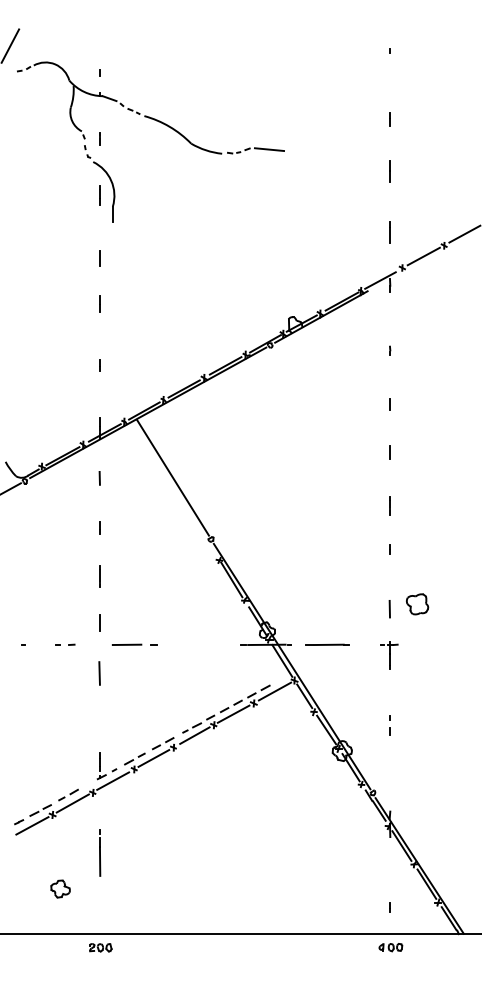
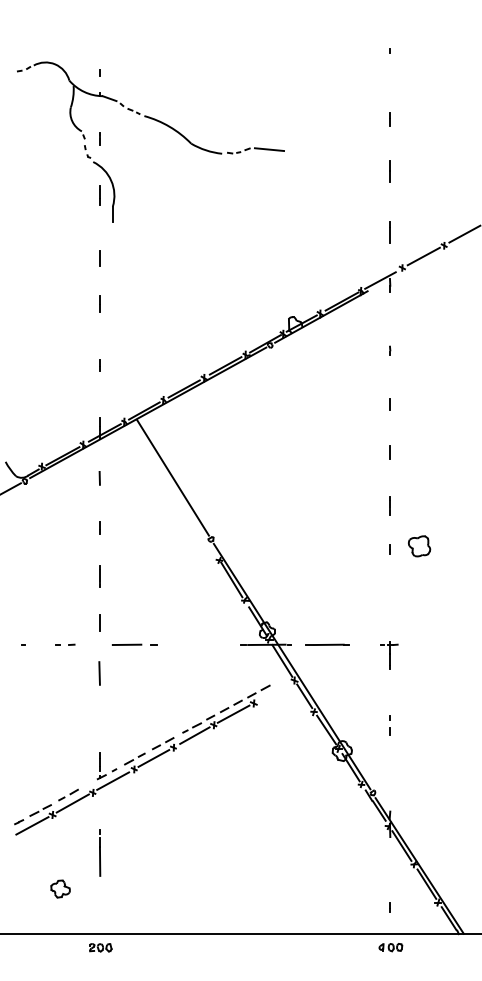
line: present -> none (10, 45)
part position: (417, 604) -> (419, 546) (419, 546)
line: present -> none (389, 609)
line: present -> none (274, 691)
